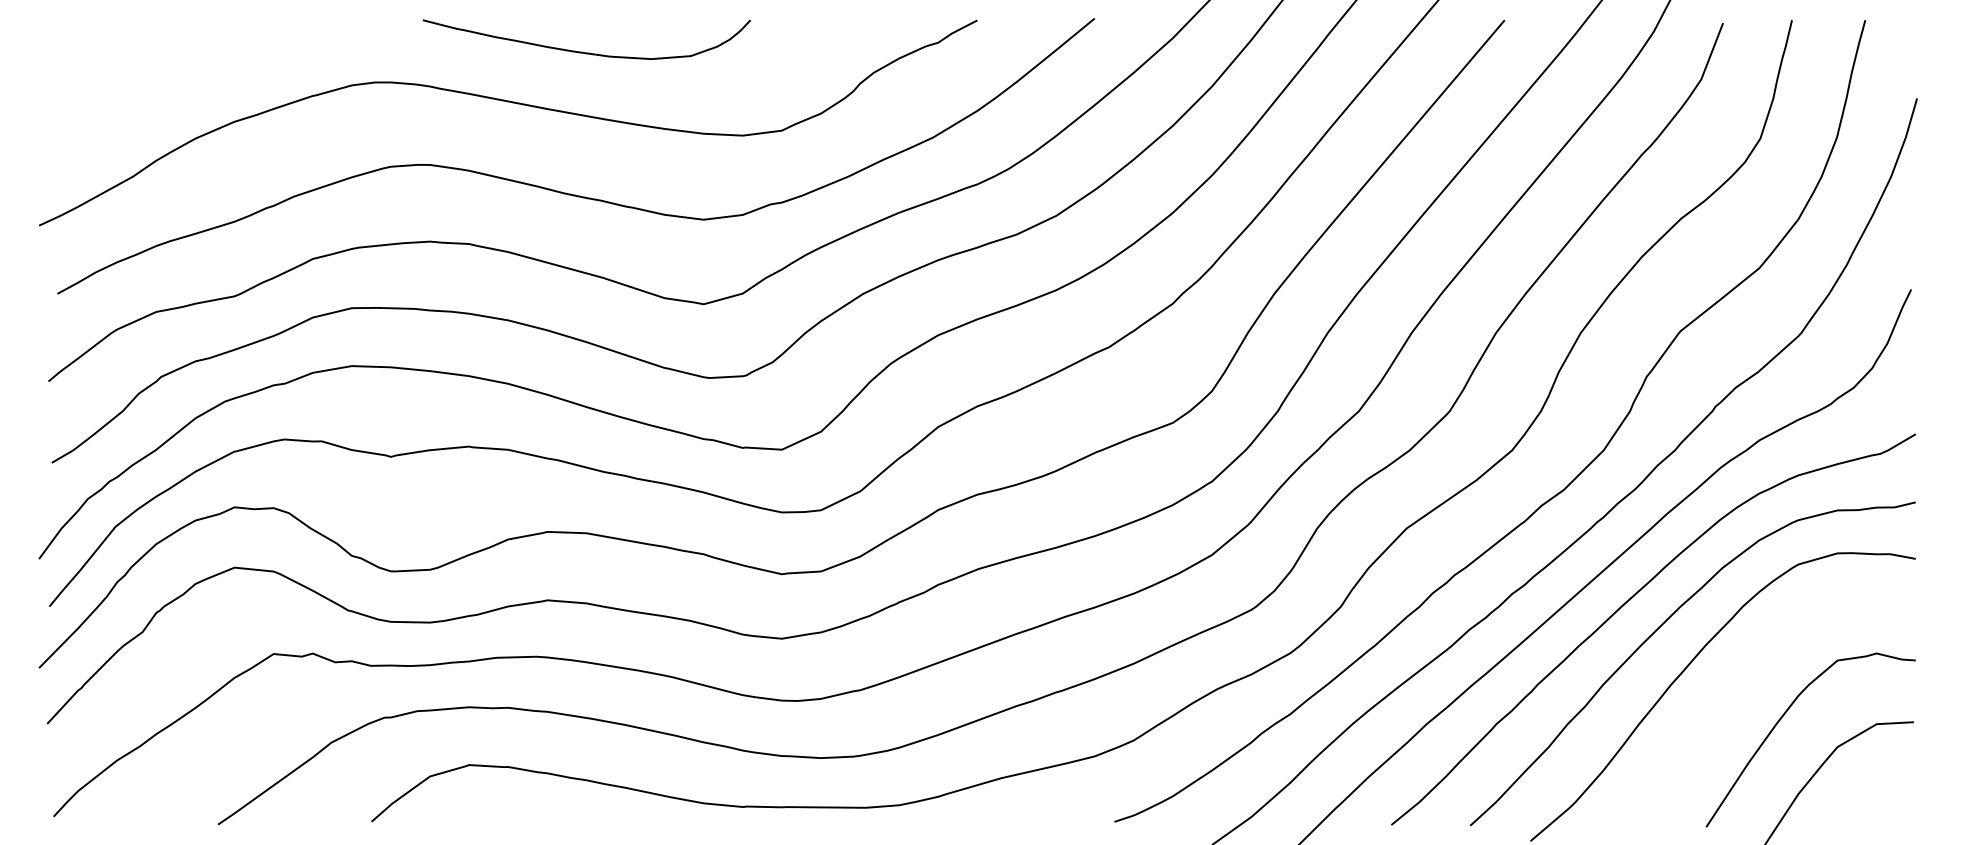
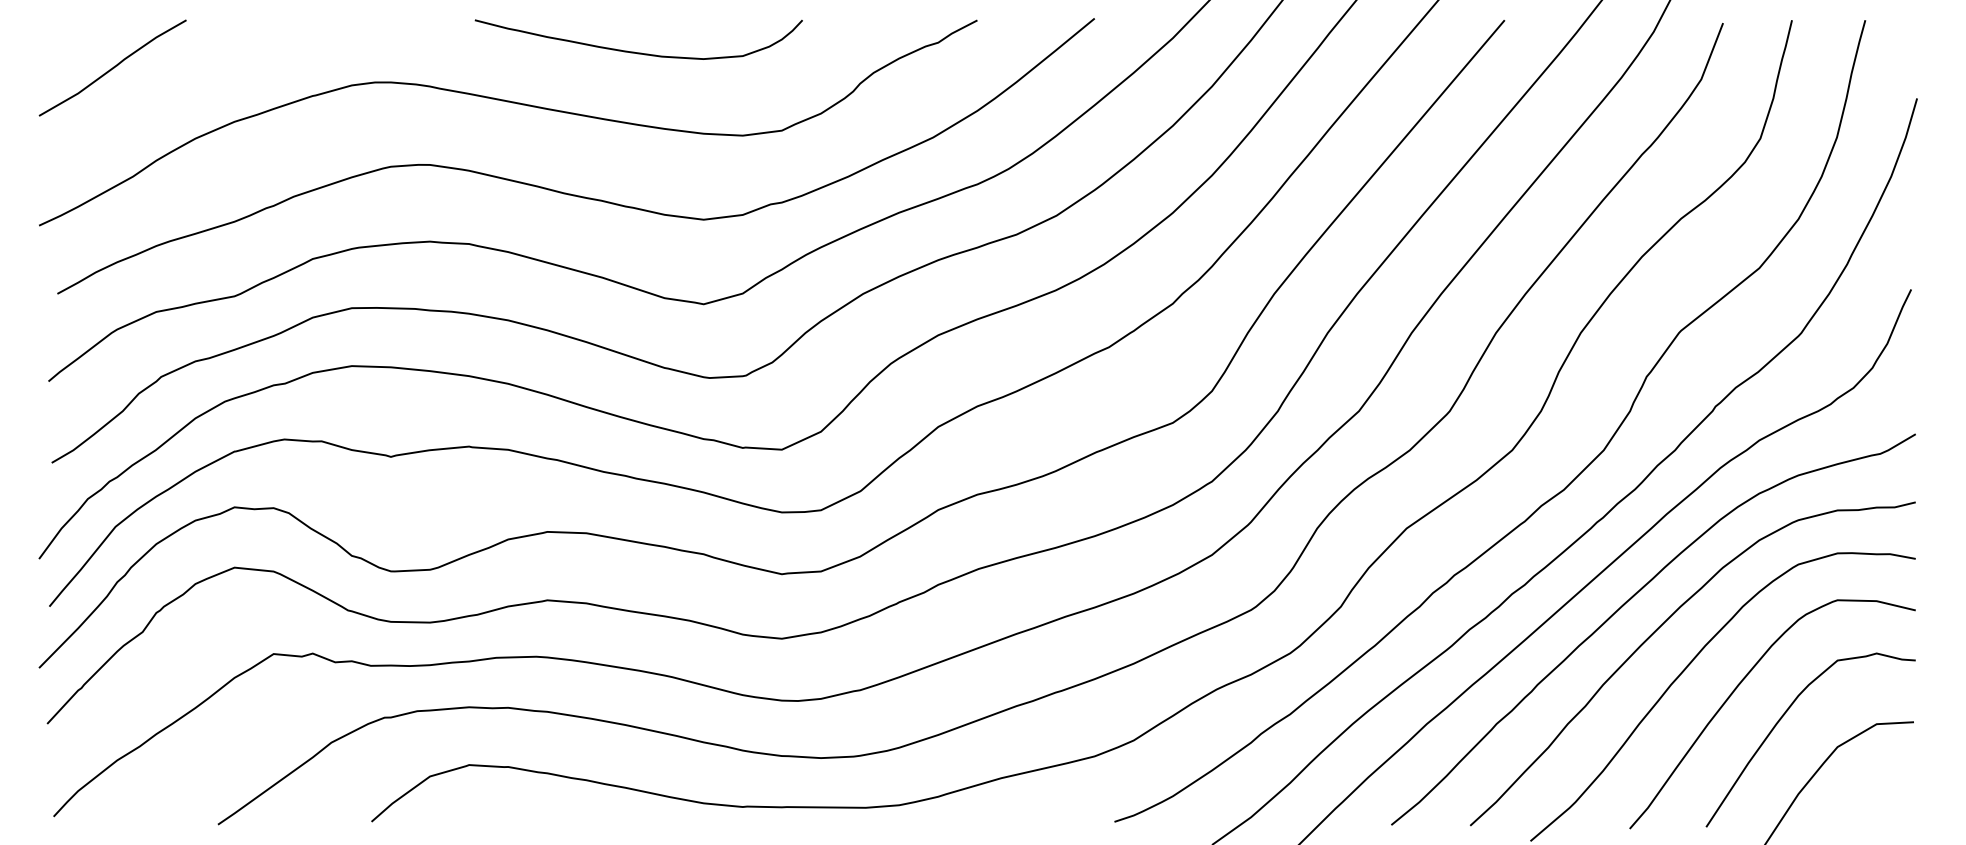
curve position: (582, 51) -> (634, 51) (634, 51)
curve: none -> present (112, 67)
curve: none -> present (1737, 688)
